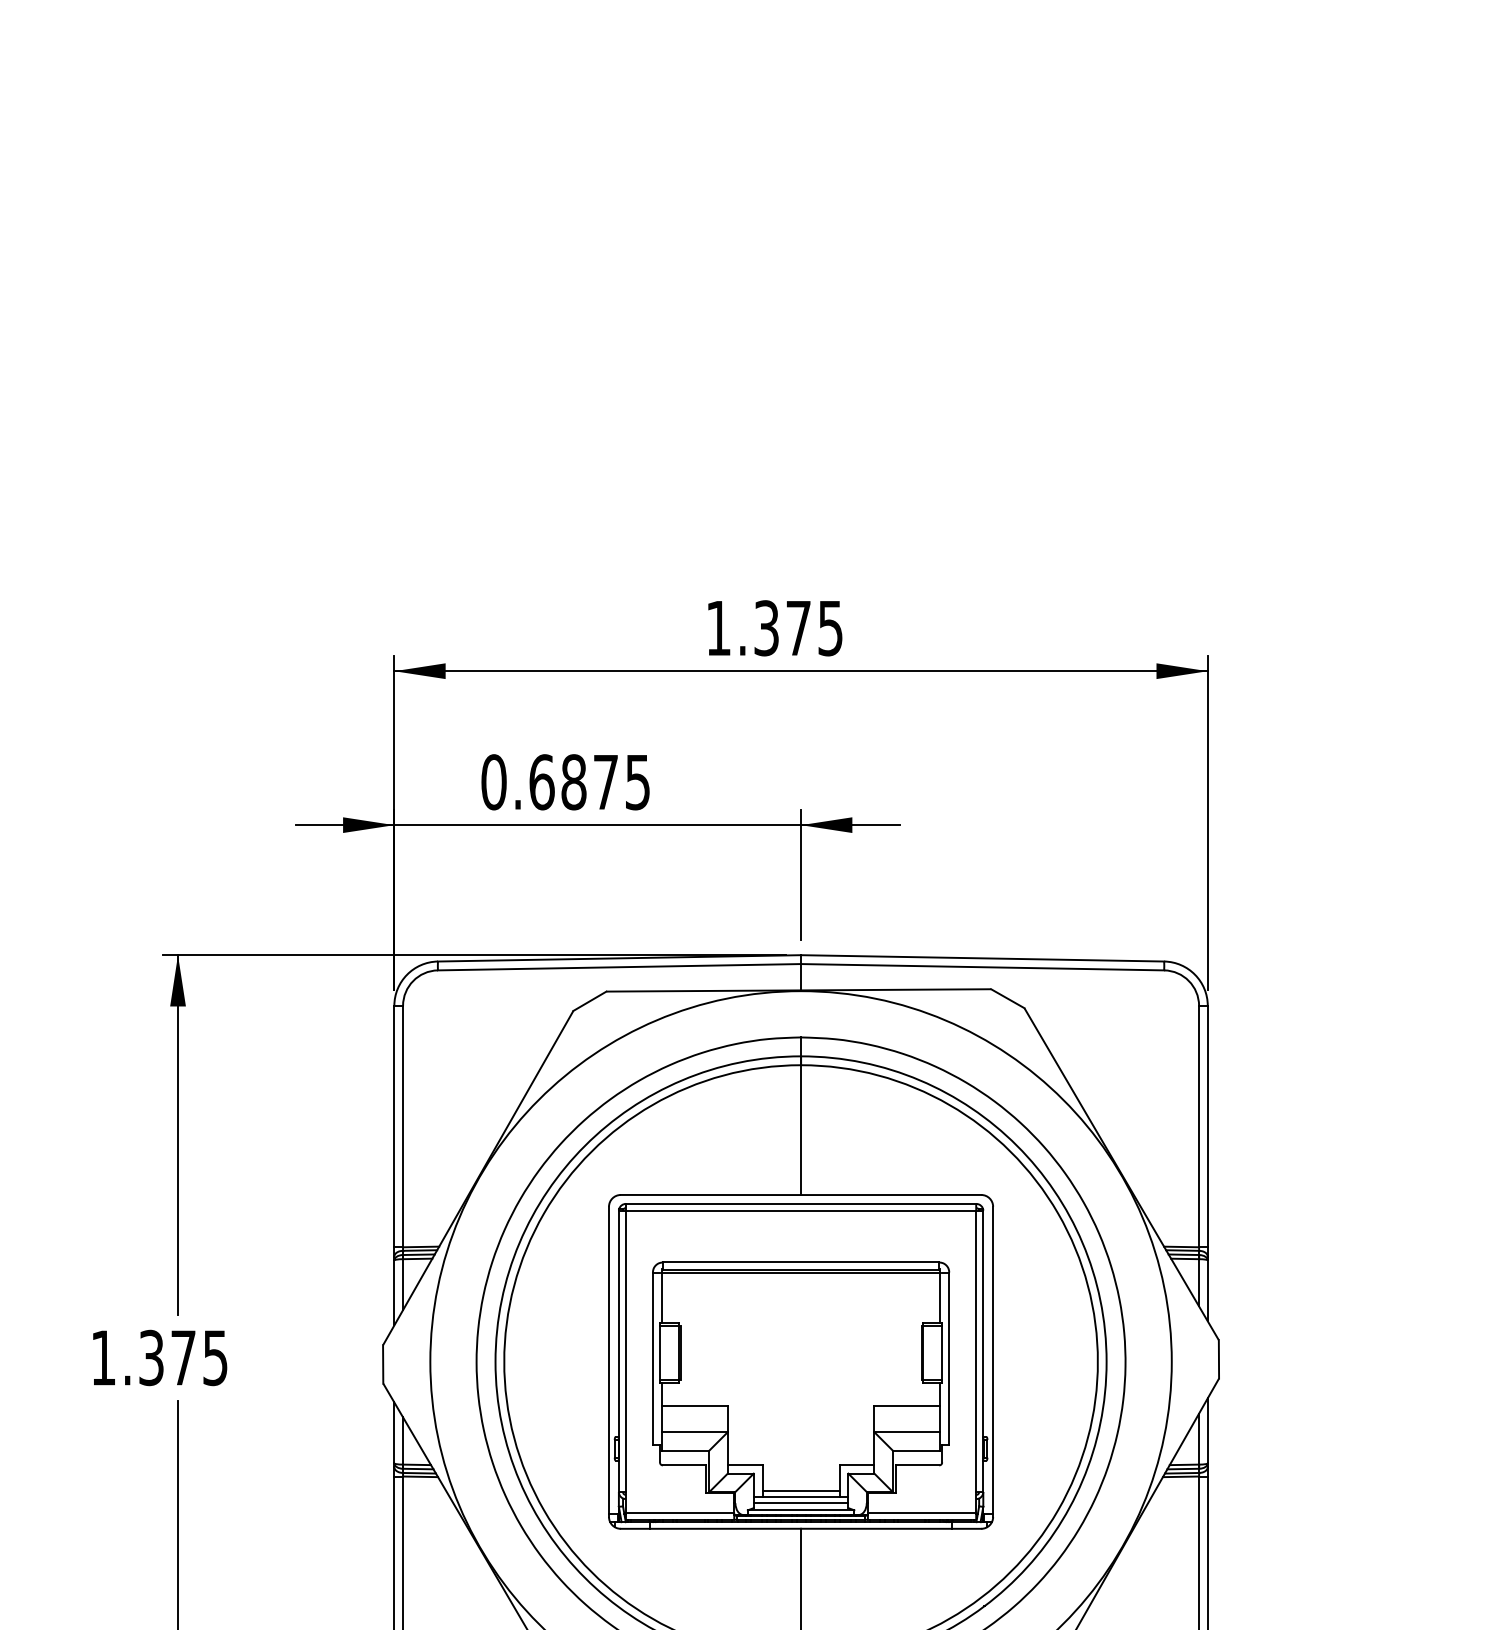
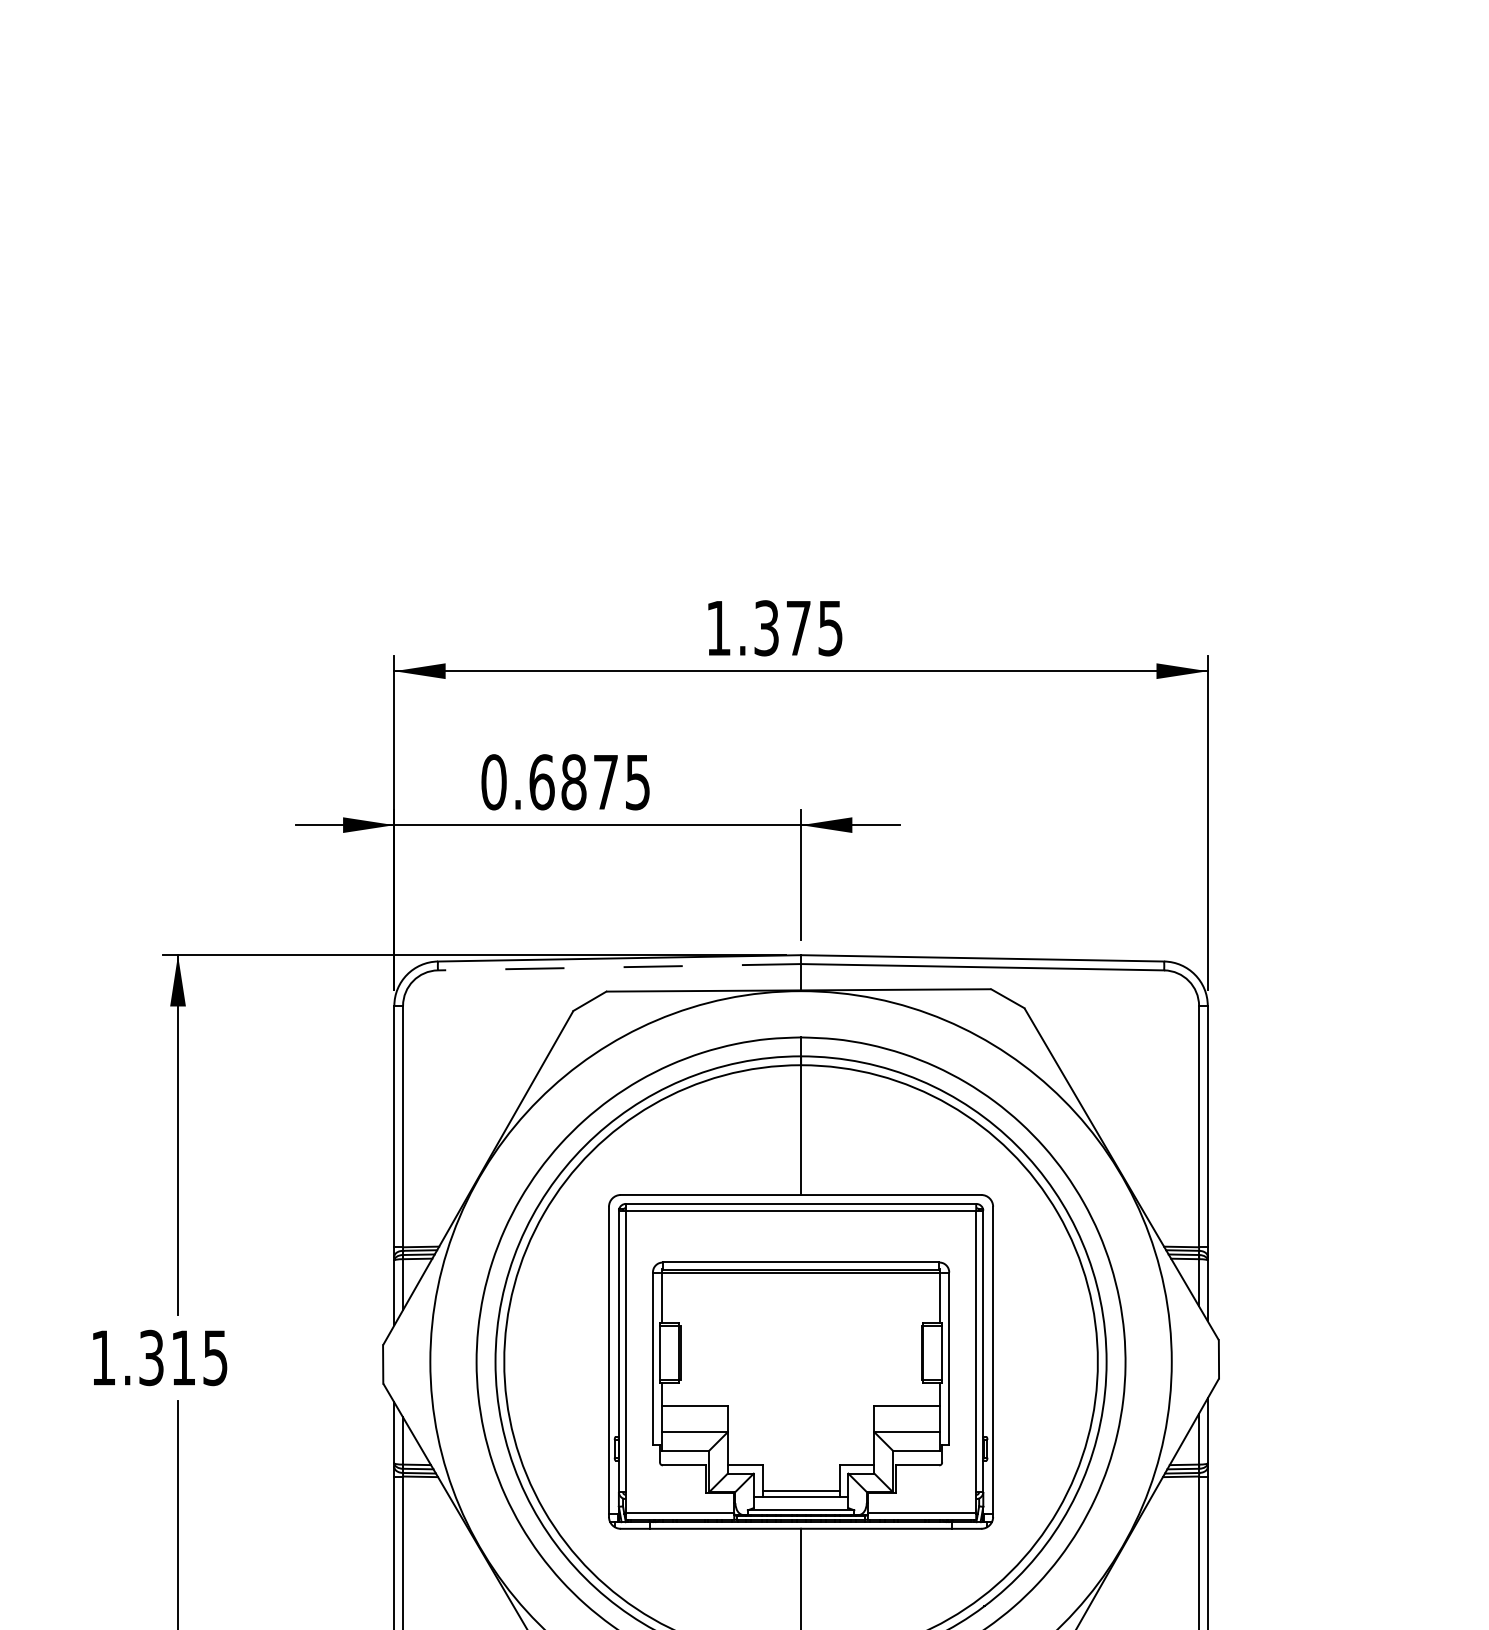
line: solid -> dashed (619, 967)
text: 1.375 -> 1.315 (183, 1357)
line: present -> none (800, 1503)
